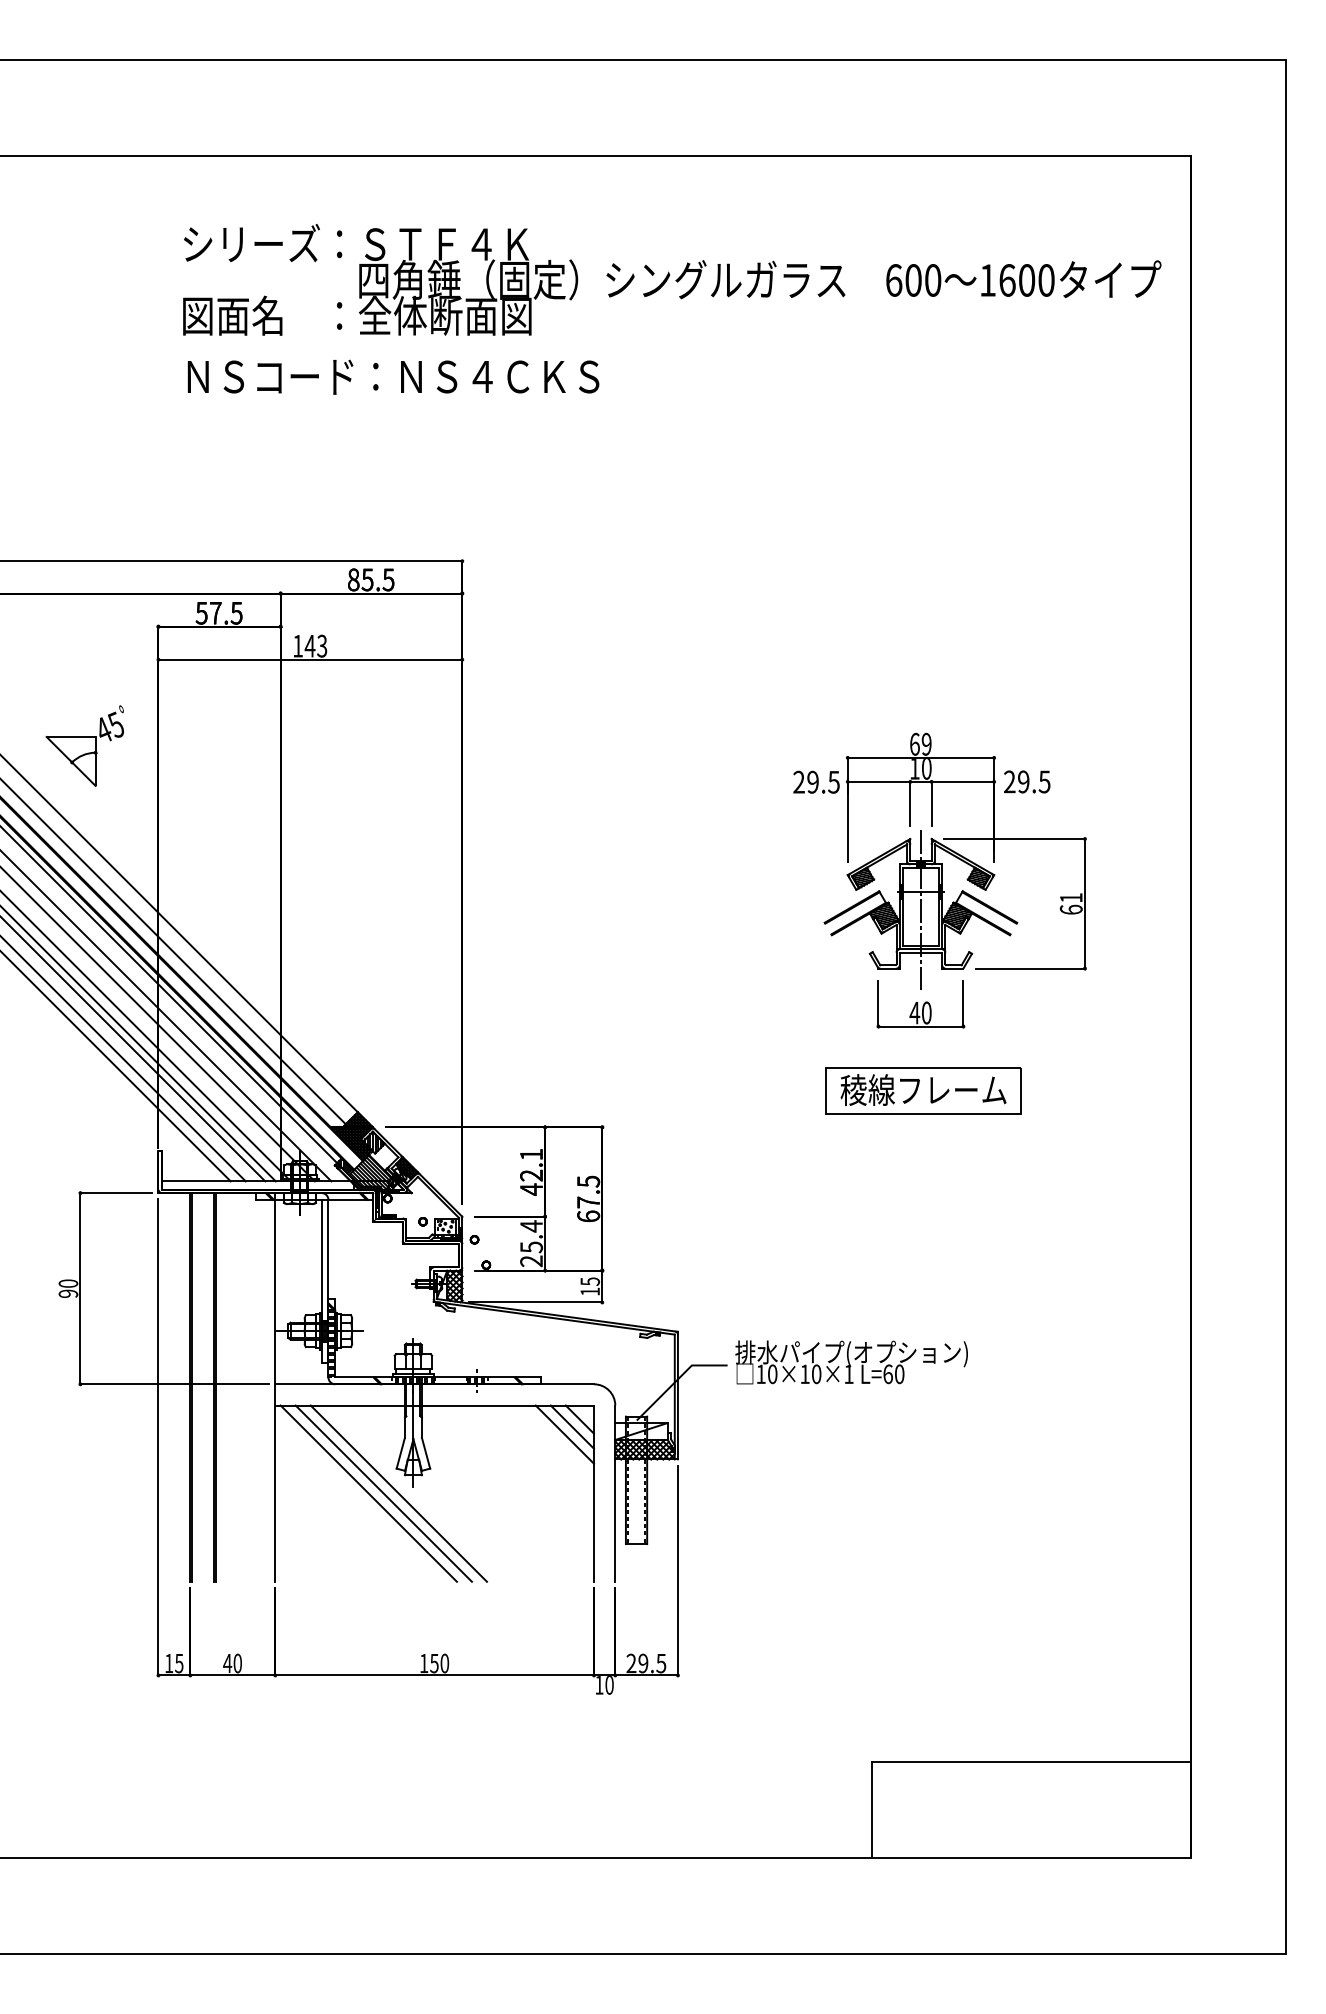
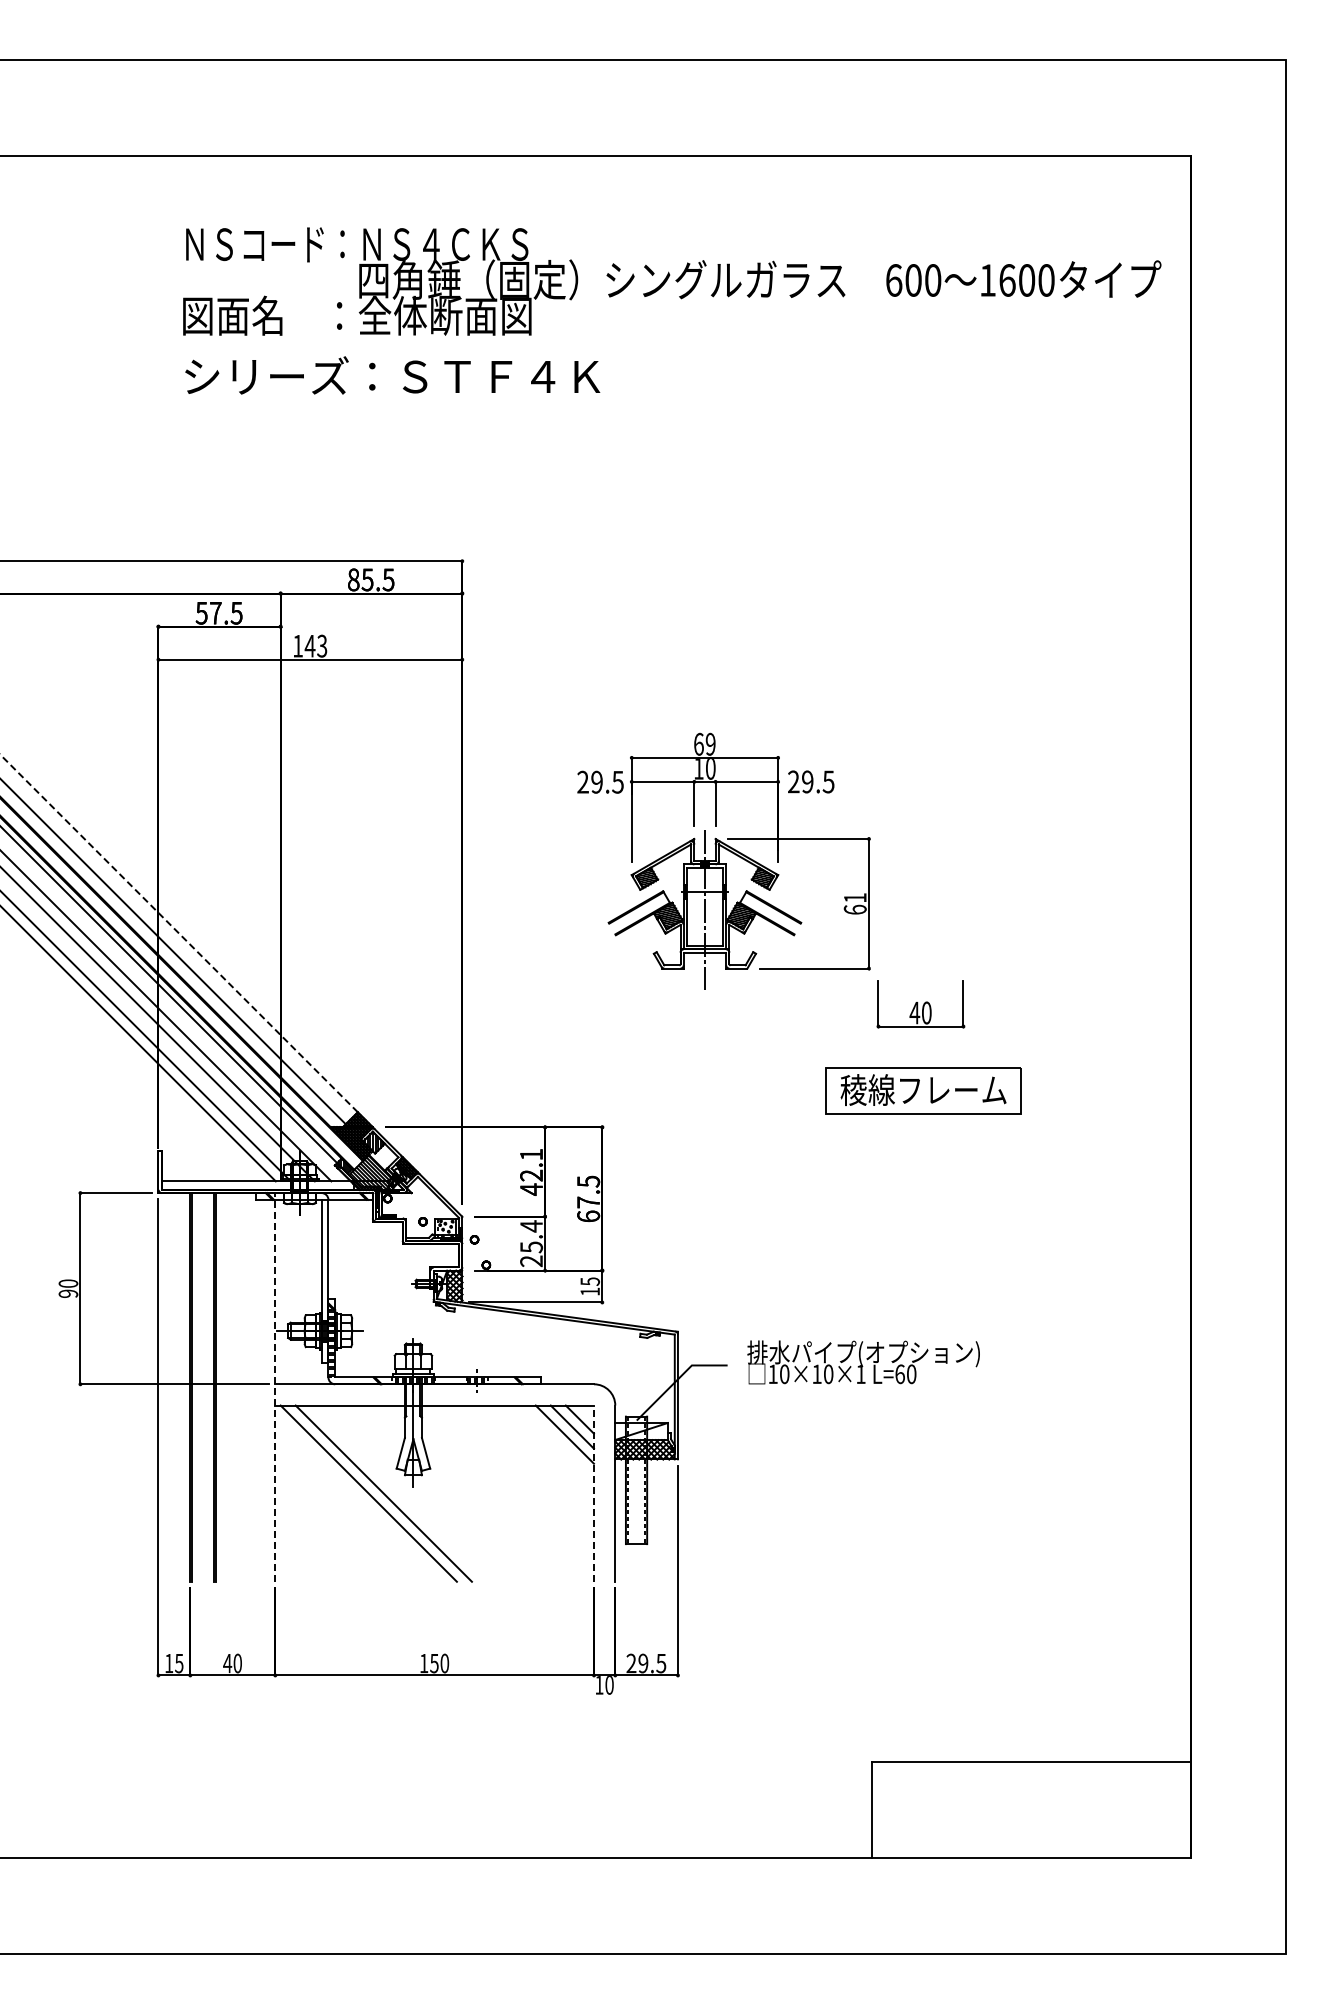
text: シリーズ：ＳＴＦ４Ｋ -> ＮＳコード：ＮＳ４ＣＫＳ (356, 242)
text: ＮＳコード：ＮＳ４ＣＫＳ -> シリーズ：ＳＴＦ４Ｋ (392, 375)
part: present -> none (84, 745)
part position: (939, 860) -> (723, 860) (723, 860)
line: solid -> dashed (179, 933)
line: present -> none (133, 1049)
line: present -> none (123, 1059)
line: present -> none (116, 1066)
text position: (851, 1362) -> (863, 1362) (863, 1362)
line: solid -> dashed (275, 1386)
line: present -> none (398, 1493)
line: solid -> dashed (594, 1493)
